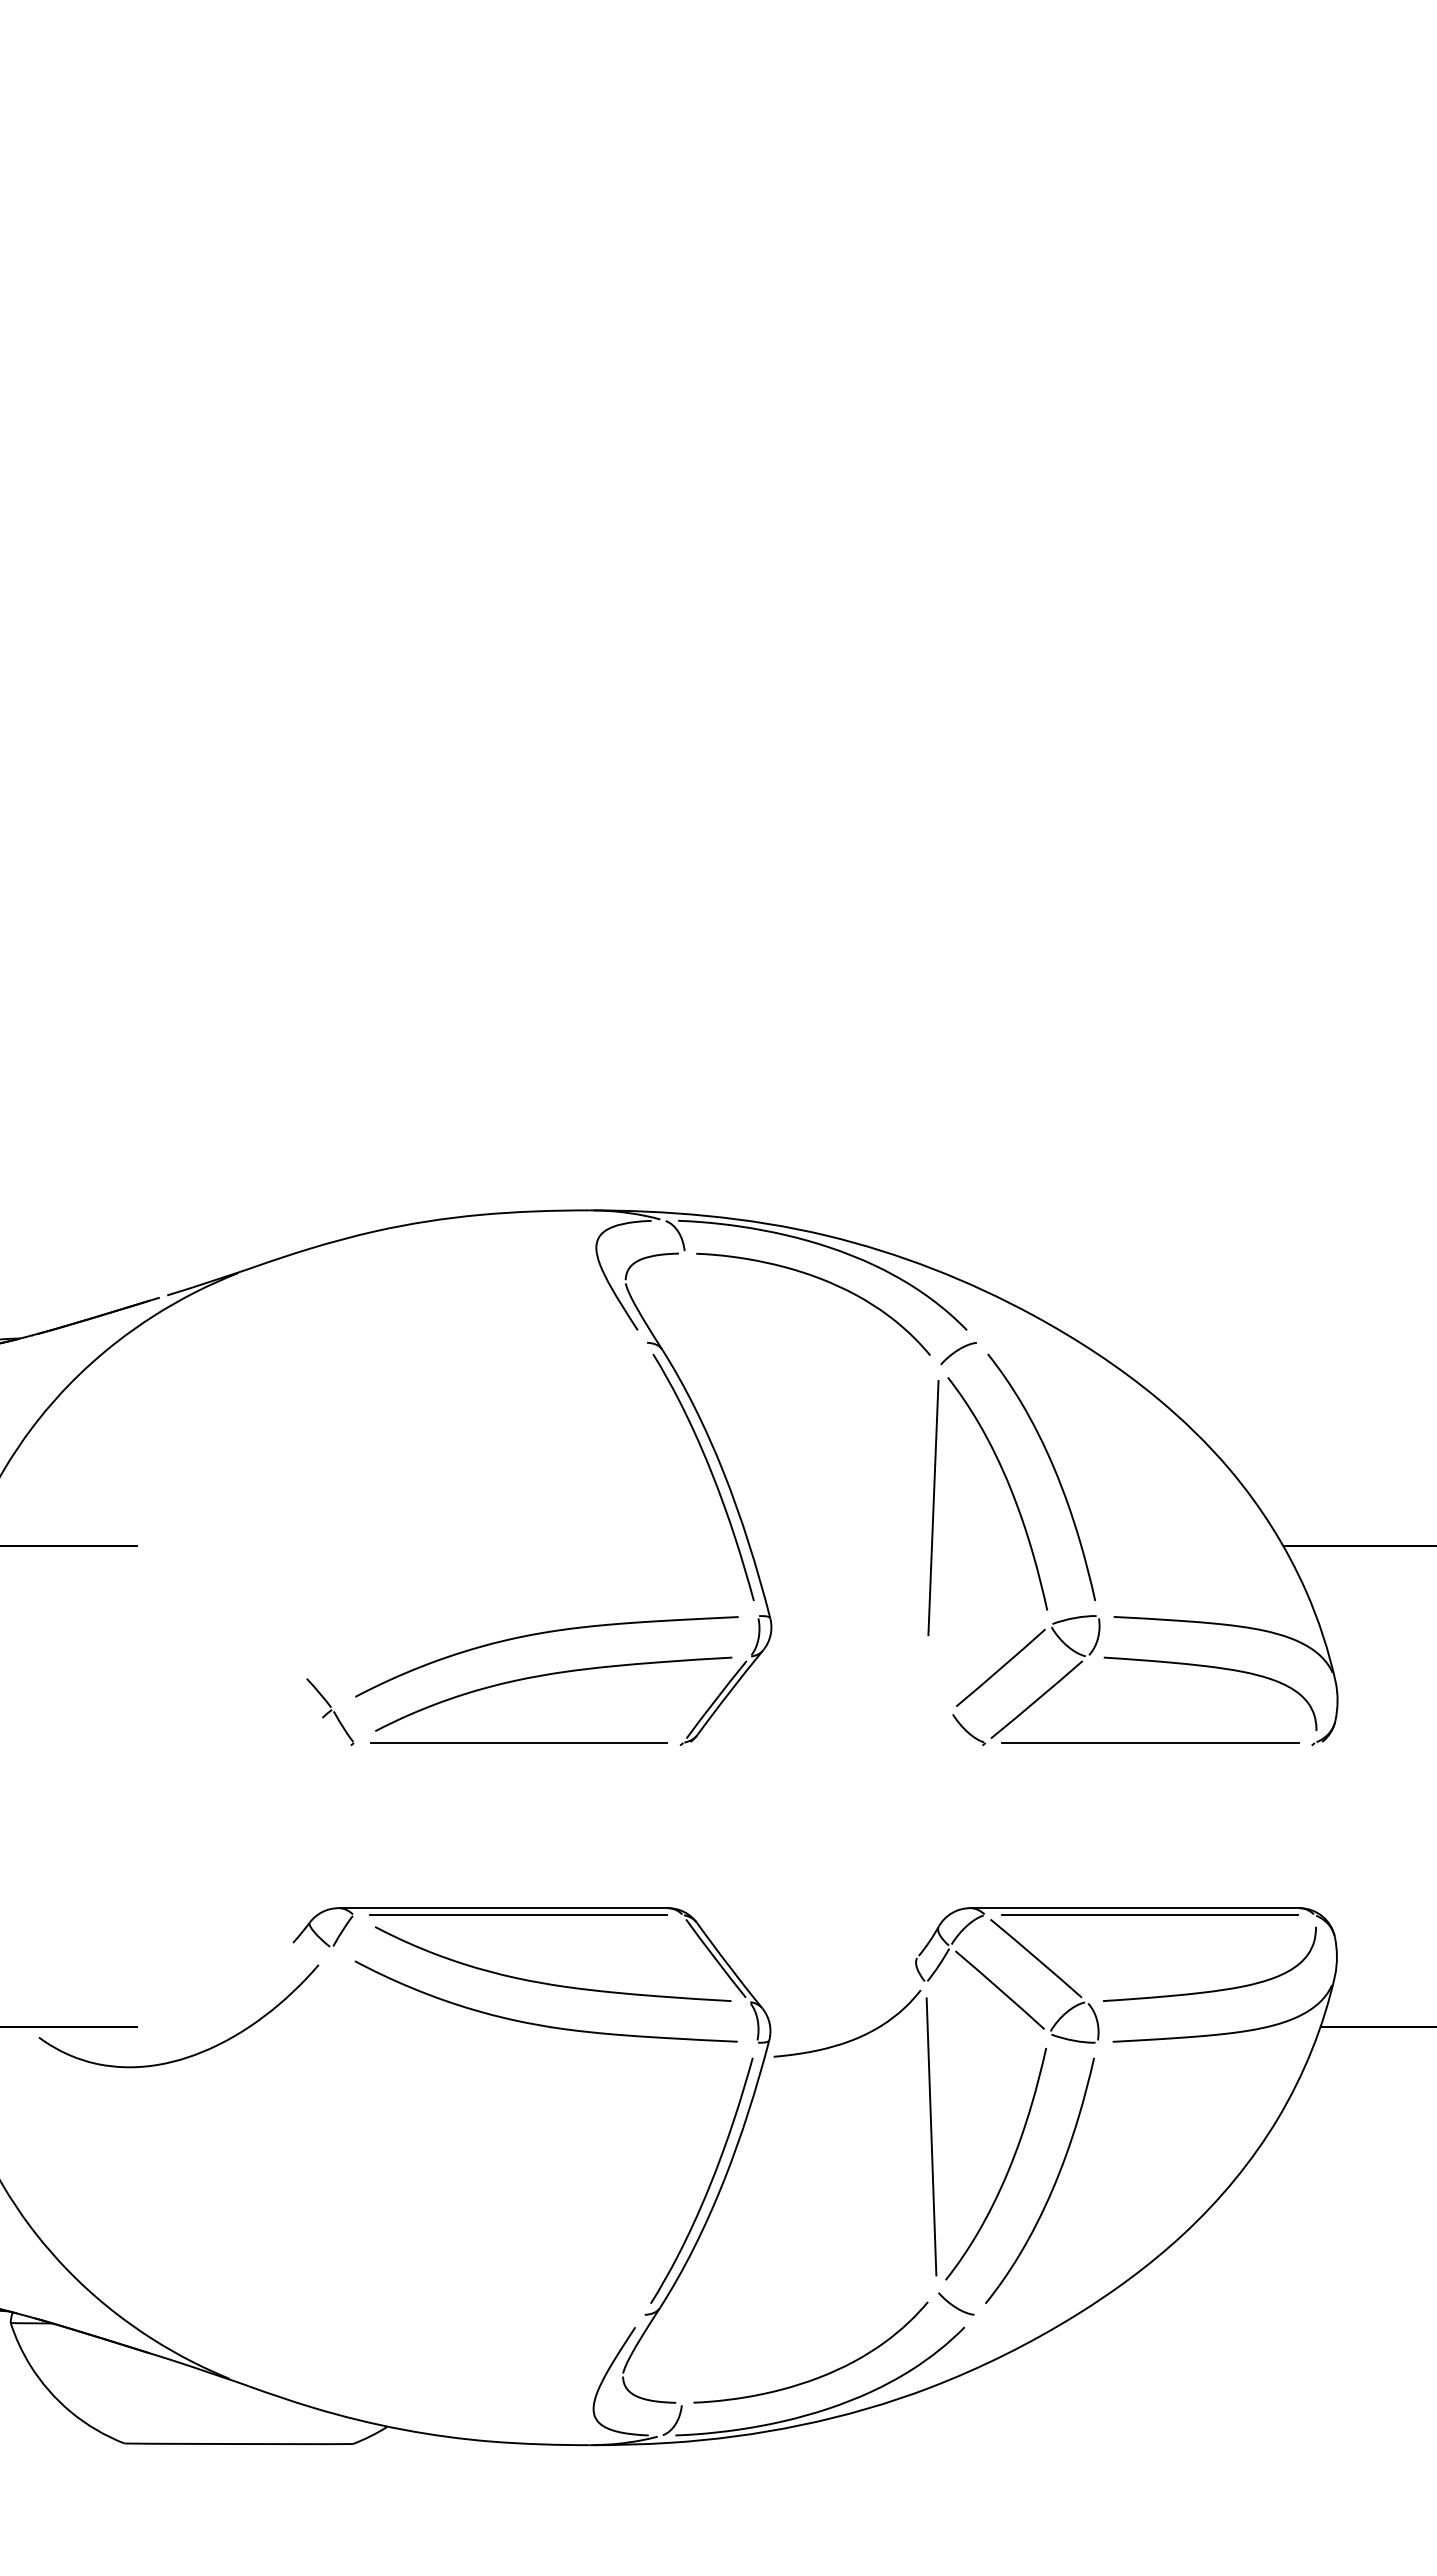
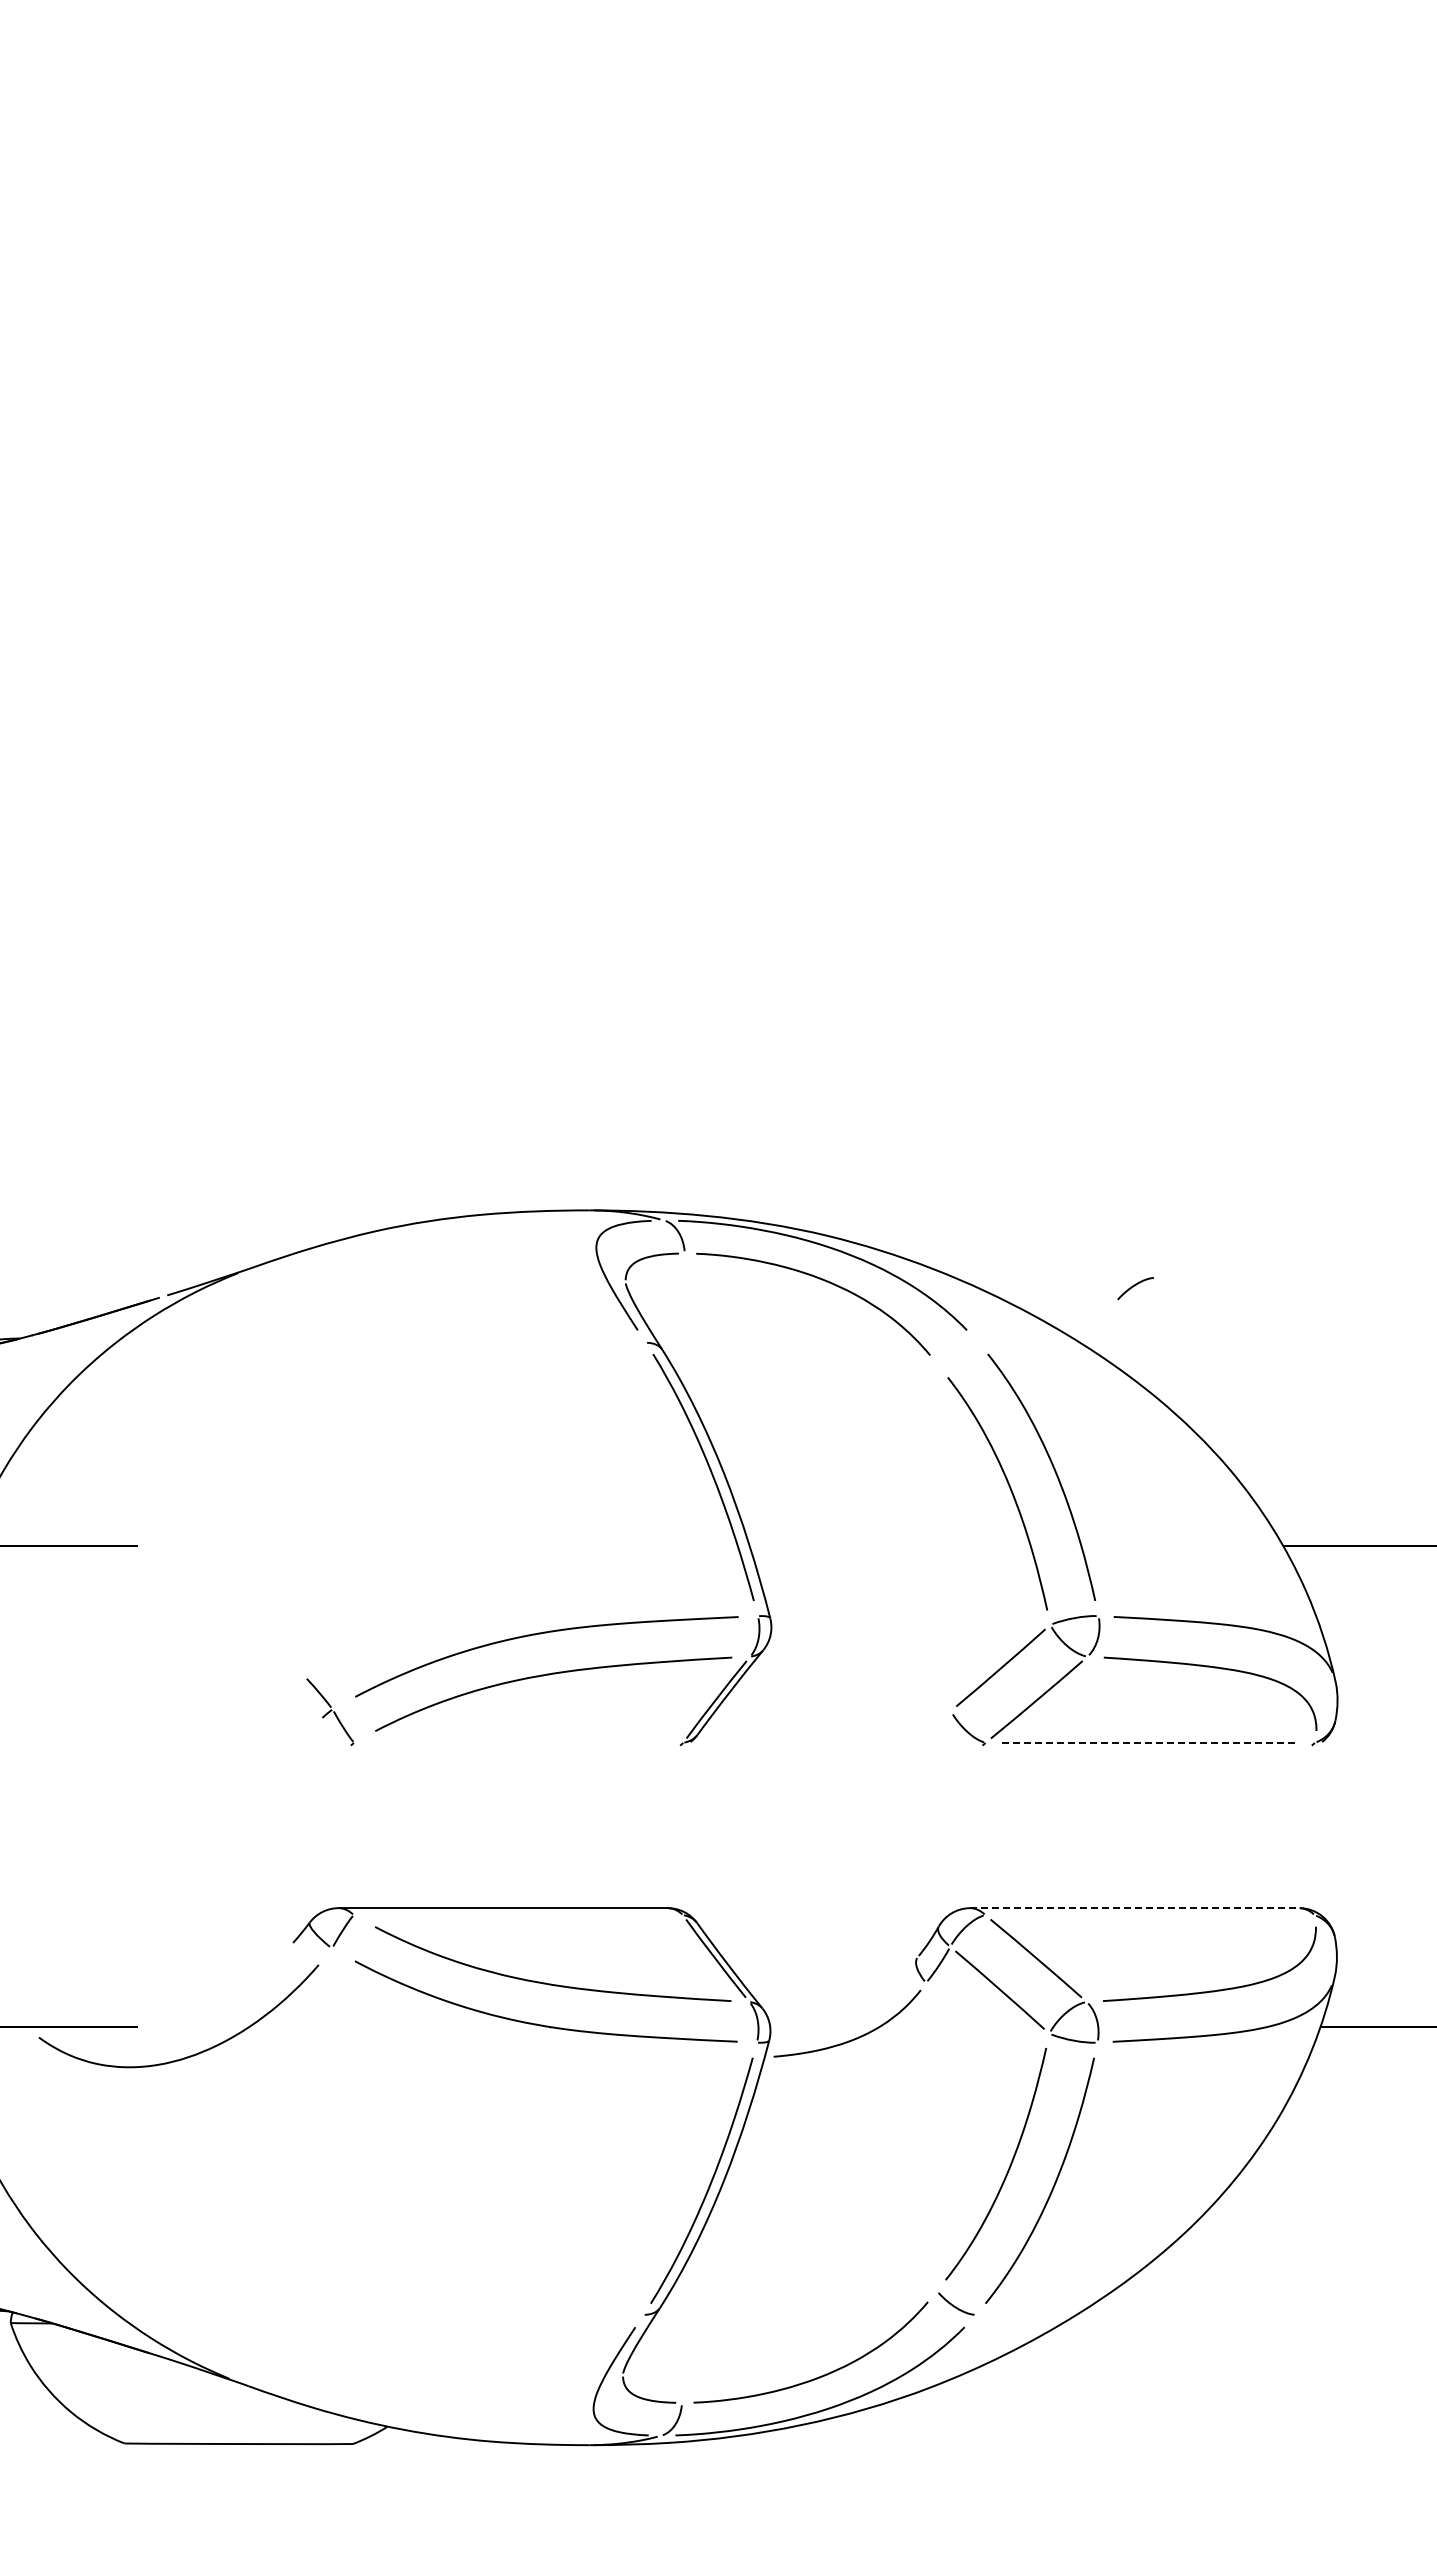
curve position: (957, 1351) -> (1134, 1286) (1134, 1286)
line: present -> none (933, 1507)
line: present -> none (518, 1742)
line: solid -> dashed (1150, 1742)
line: solid -> dashed (1134, 1908)
line: present -> none (518, 1915)
line: present -> none (1149, 1915)
line: present -> none (931, 2136)
